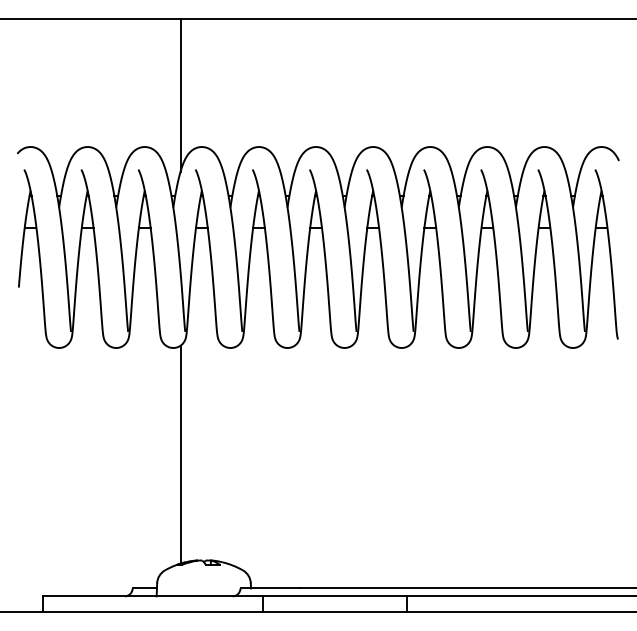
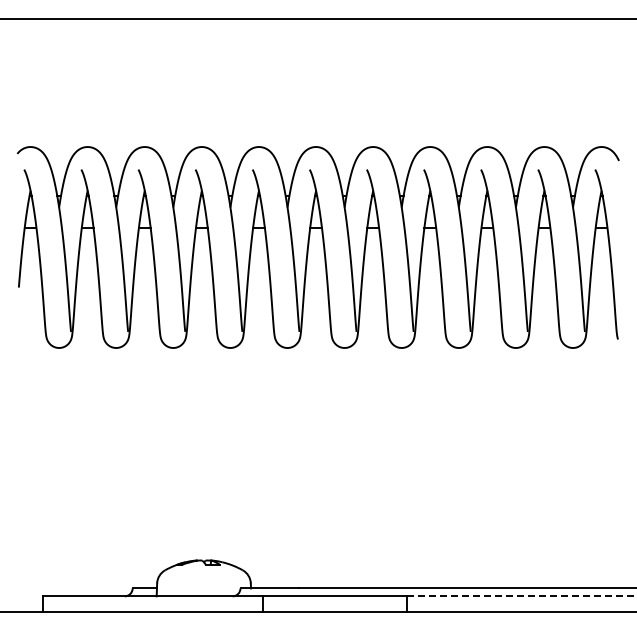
line: present -> none (180, 94)
line: present -> none (180, 454)
line: solid -> dashed (522, 596)
